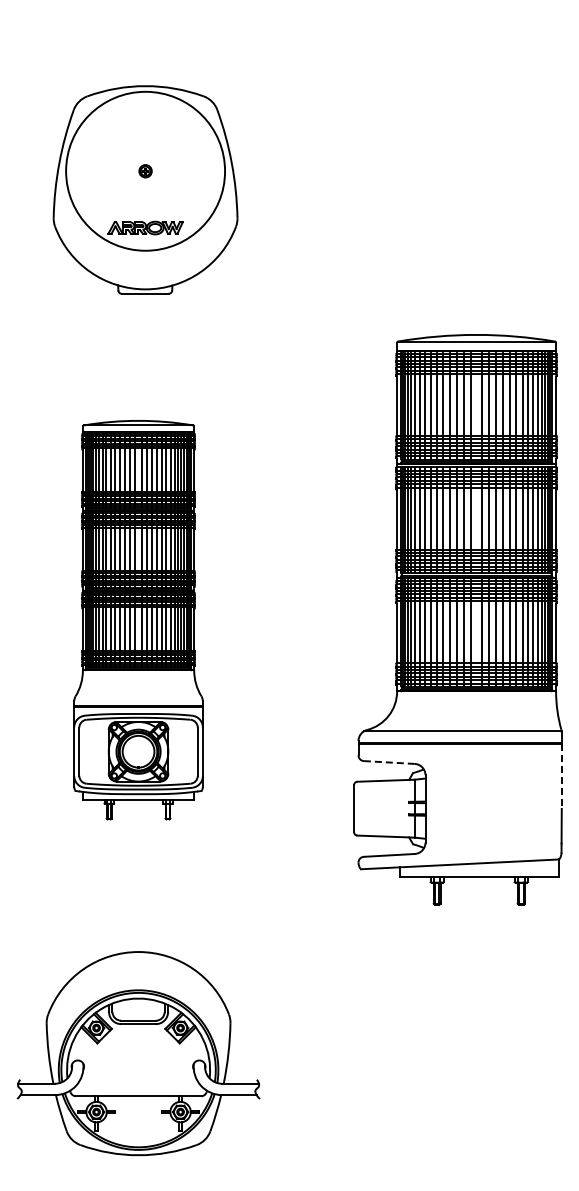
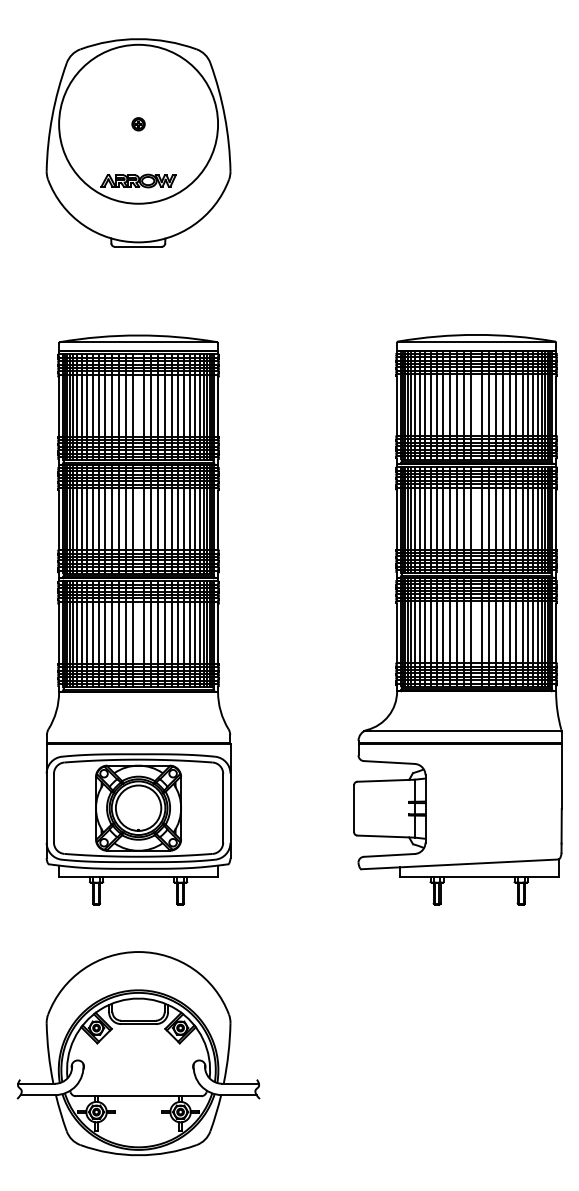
part position: (145, 189) -> (138, 142) (138, 142)
part size: 131x401 px -> 187x572 px (138, 619)
line: dashed -> solid (389, 762)
line: dashed -> solid (561, 776)
